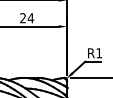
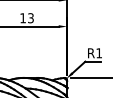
text: 24 -> 13 (27, 18)
